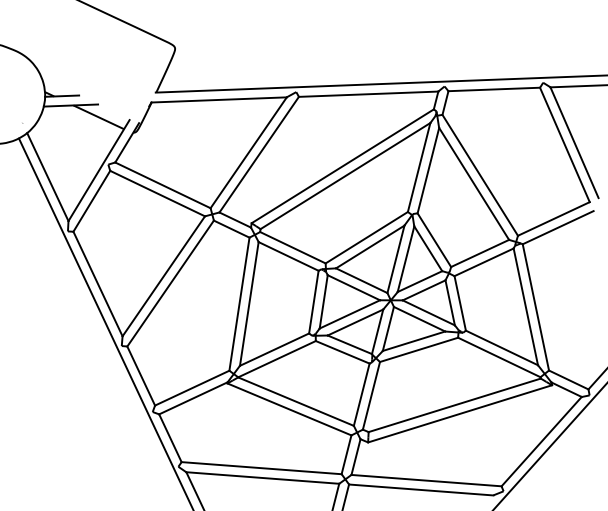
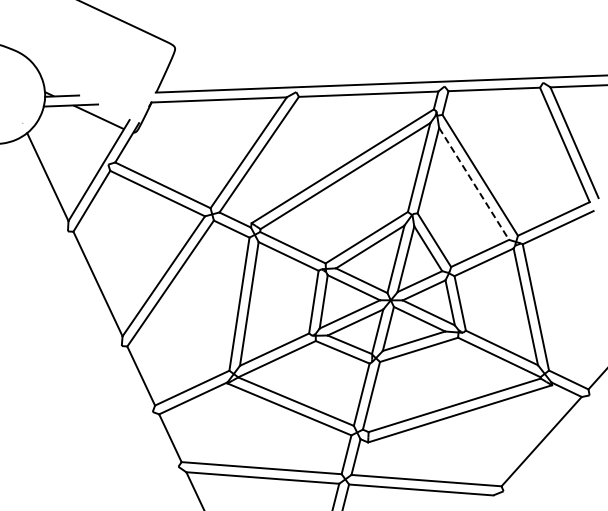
line: solid -> dashed (474, 183)
line: present -> none (105, 322)
line: present -> none (549, 446)
